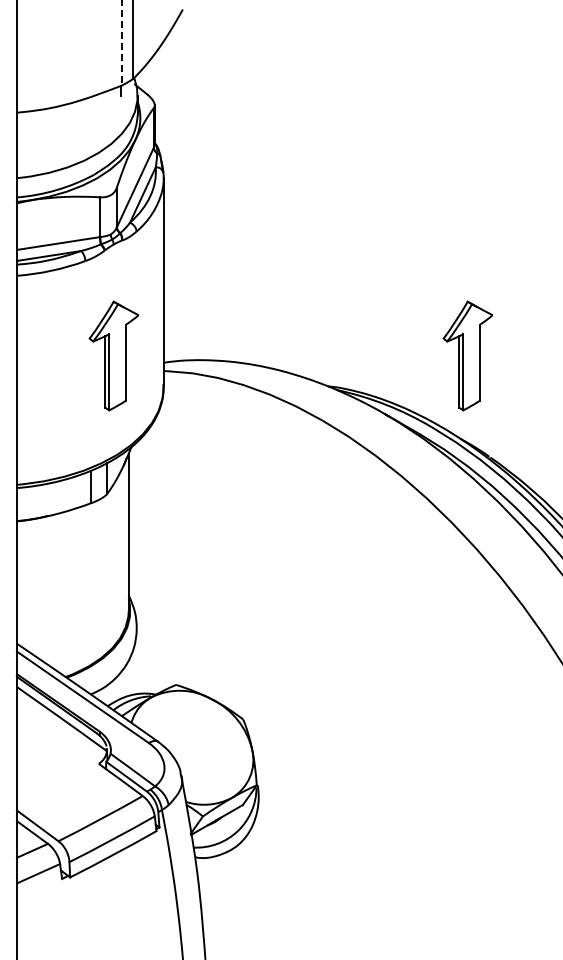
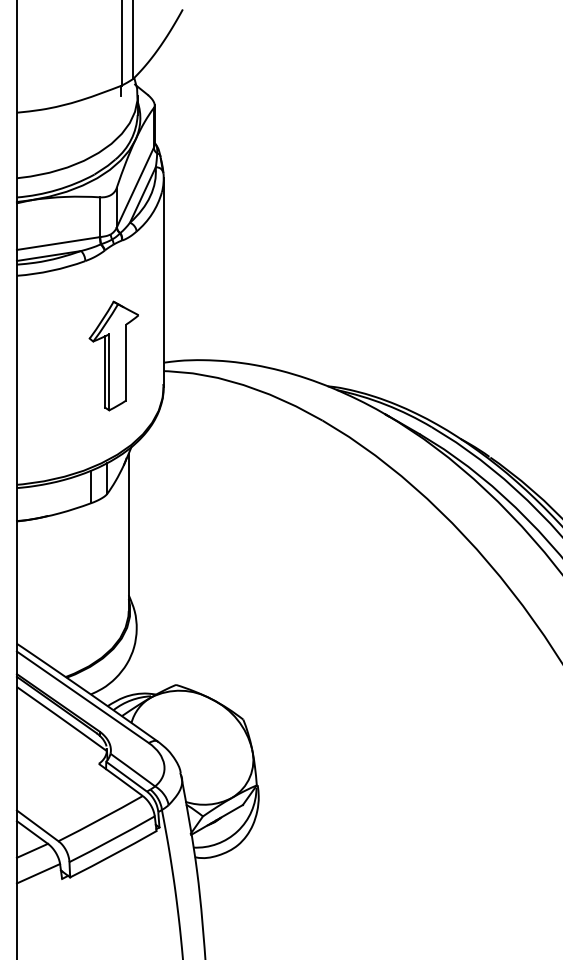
line: dashed -> solid (121, 43)
part: present -> none (467, 355)
